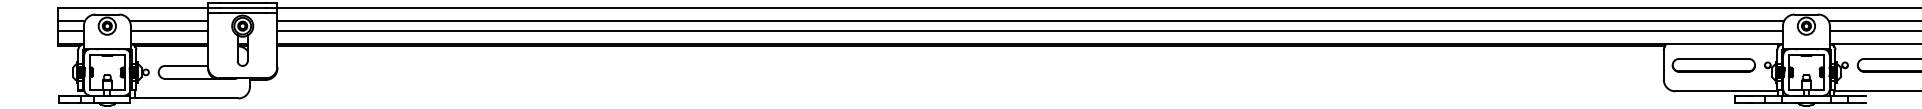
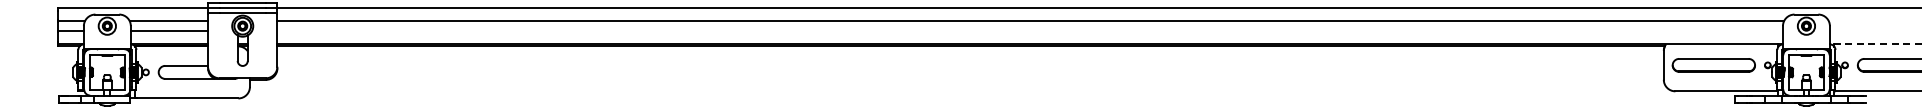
line: present -> none (1873, 21)
line: present -> none (1029, 31)
line: present -> none (1873, 31)
line: solid -> dashed (1875, 44)
